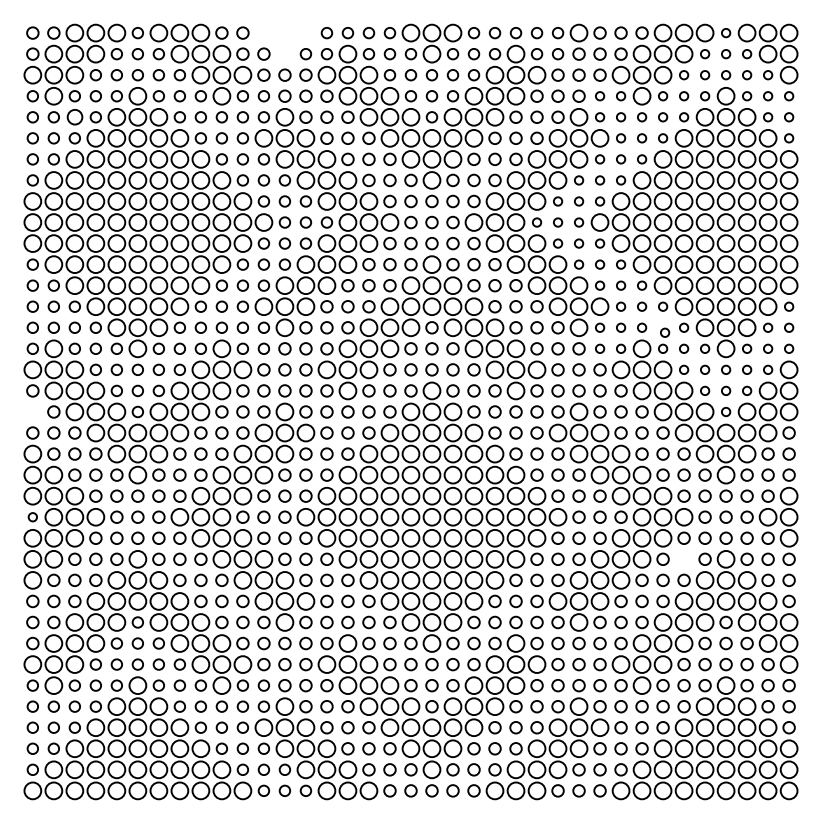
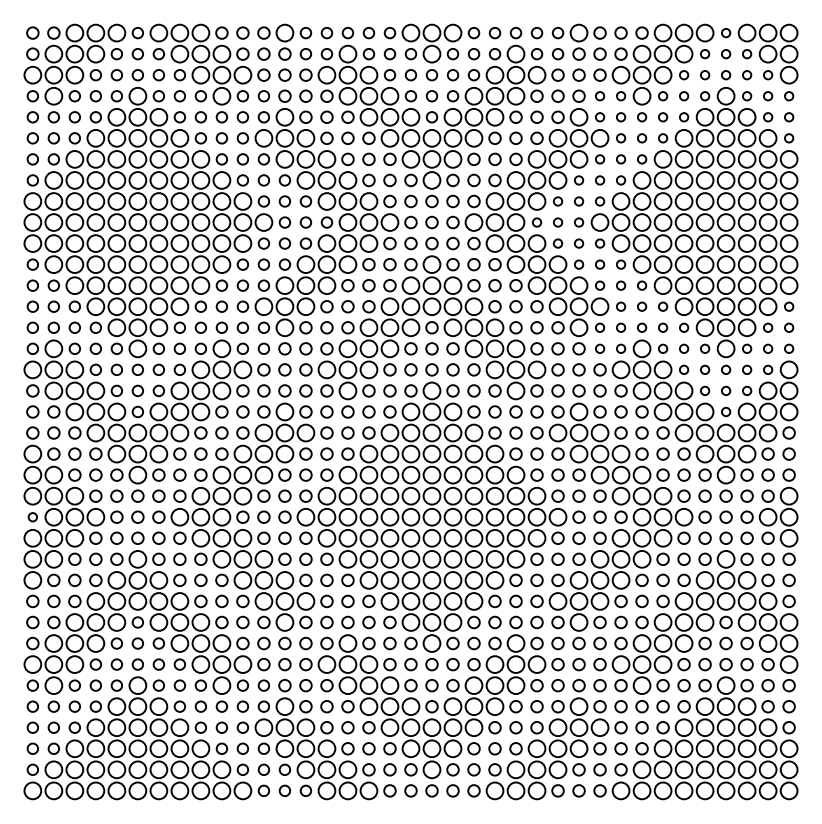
part: none -> present (284, 41)
circle size: 18x17 px -> 13x13 px (74, 117)
circle position: (665, 332) -> (663, 327) (663, 327)
circle: none -> present (32, 411)
circle: none -> present (683, 558)
